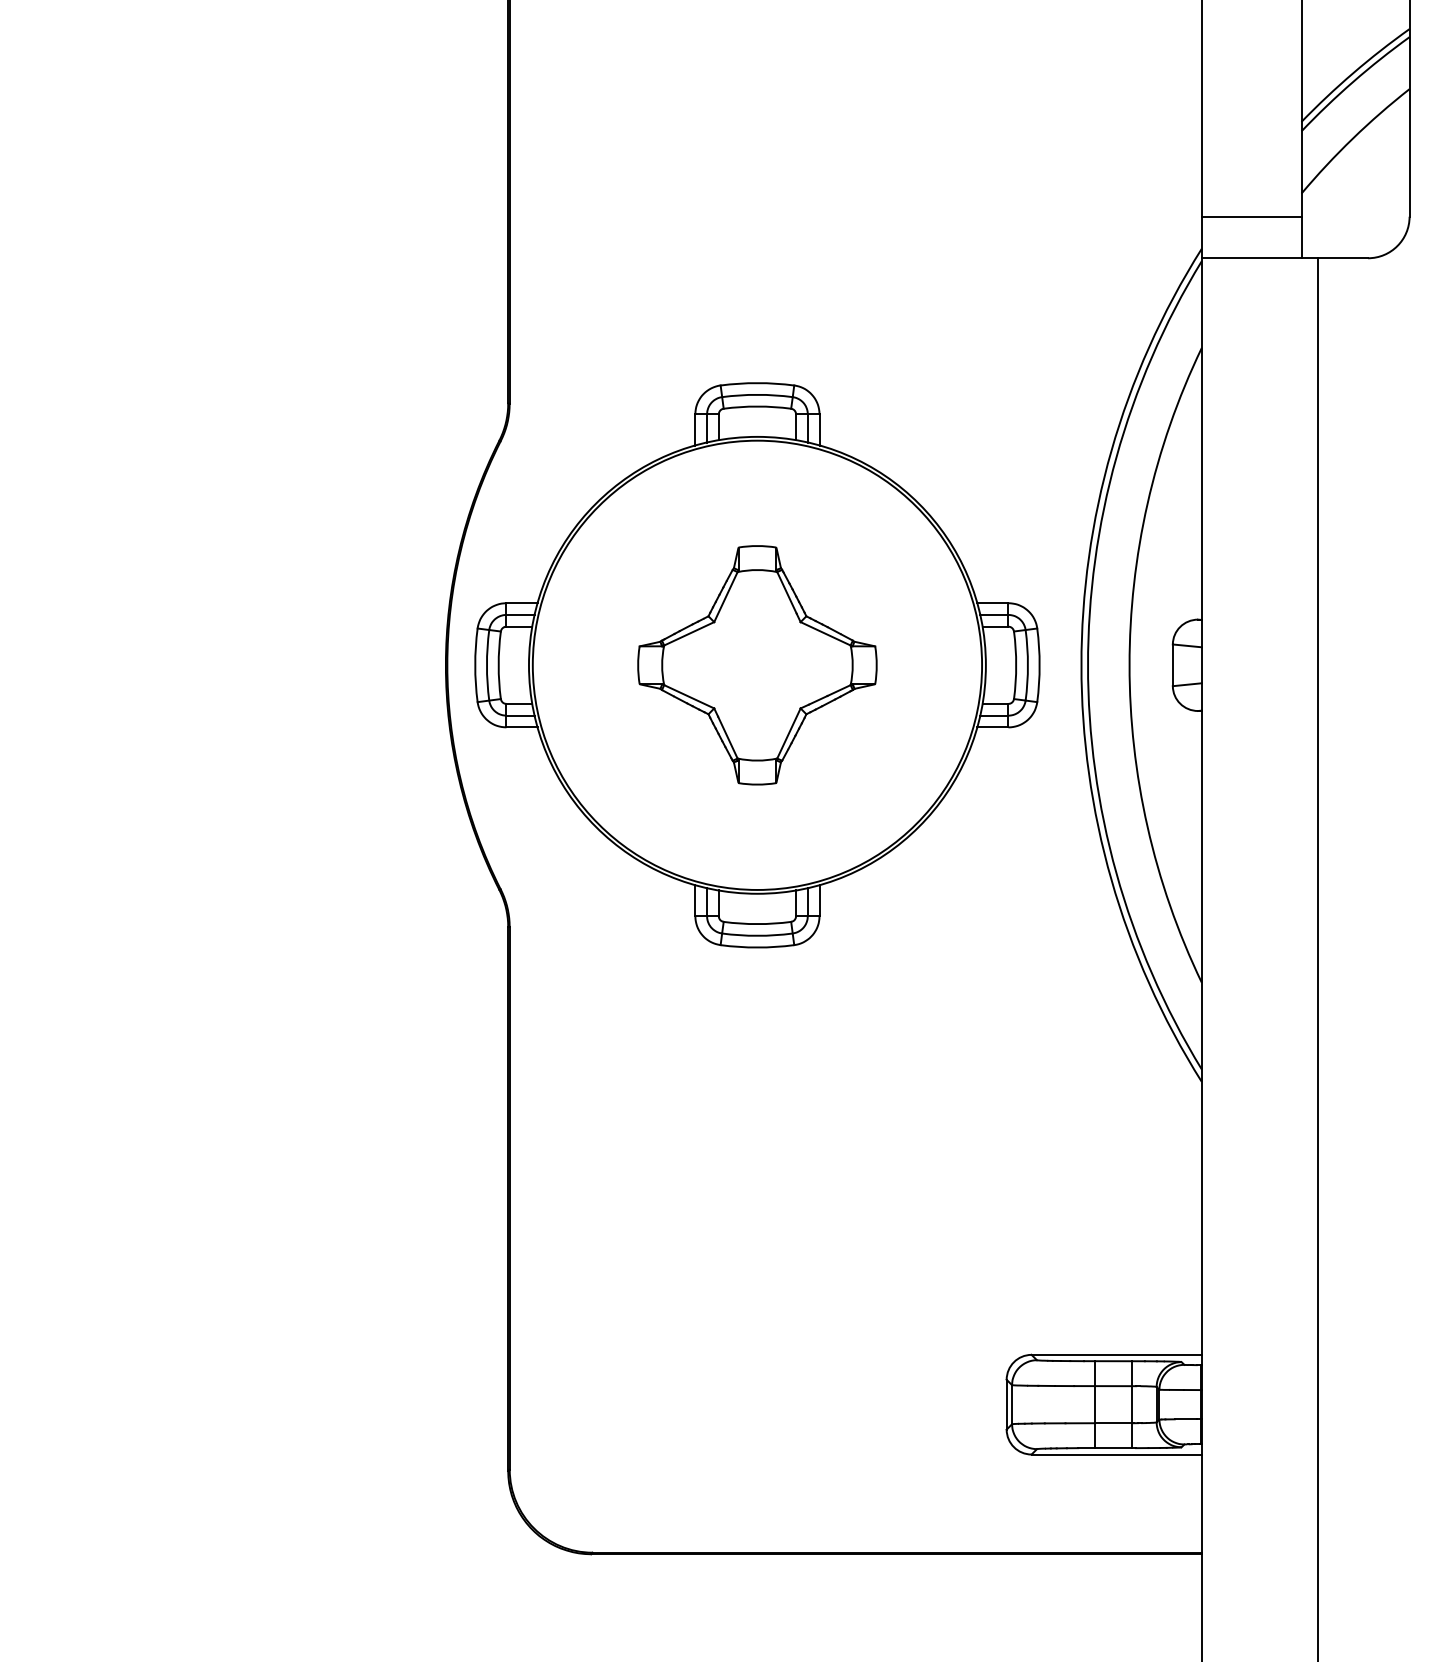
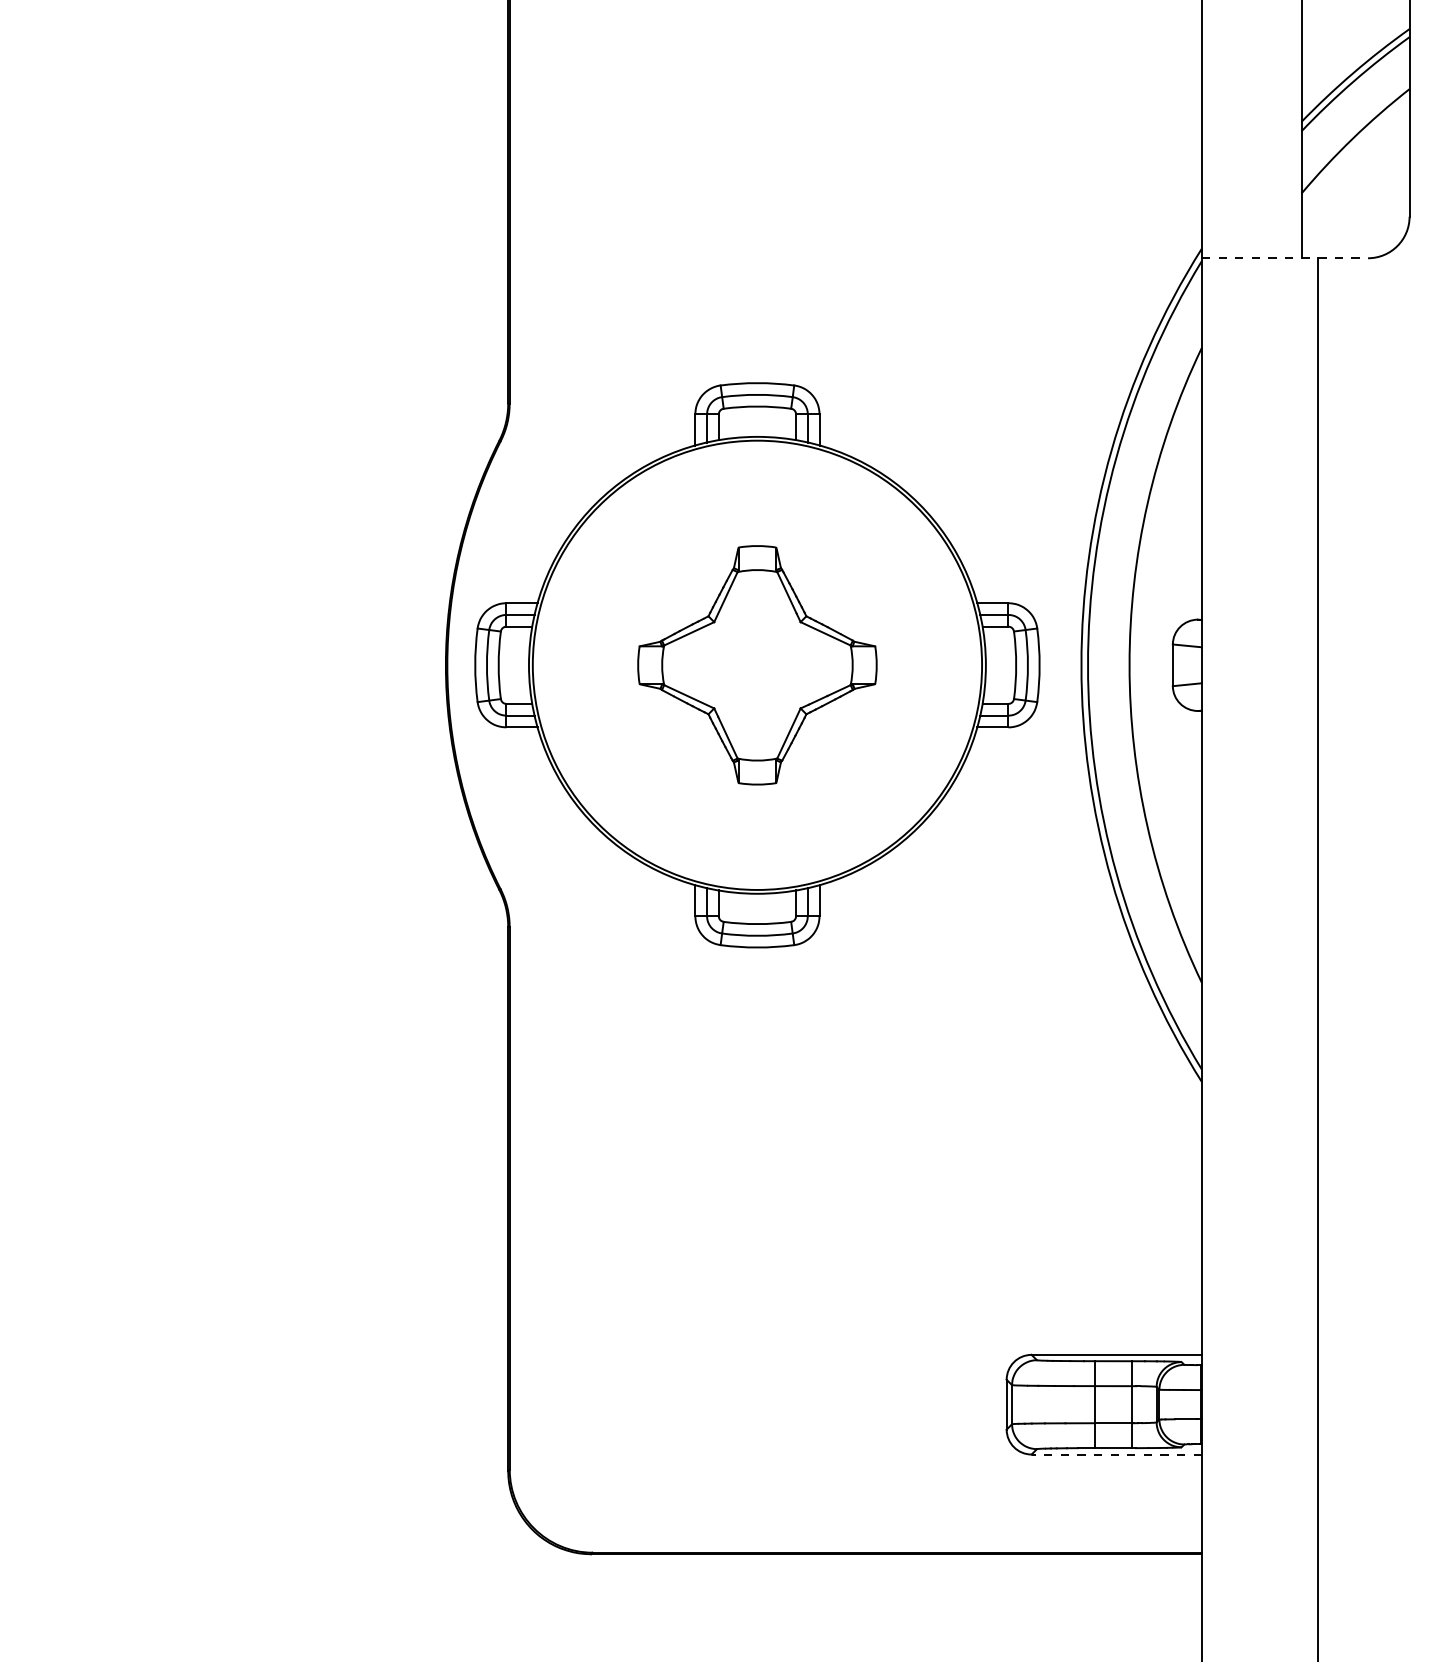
line: present -> none (1251, 216)
line: solid -> dashed (1285, 258)
line: solid -> dashed (1116, 1454)
